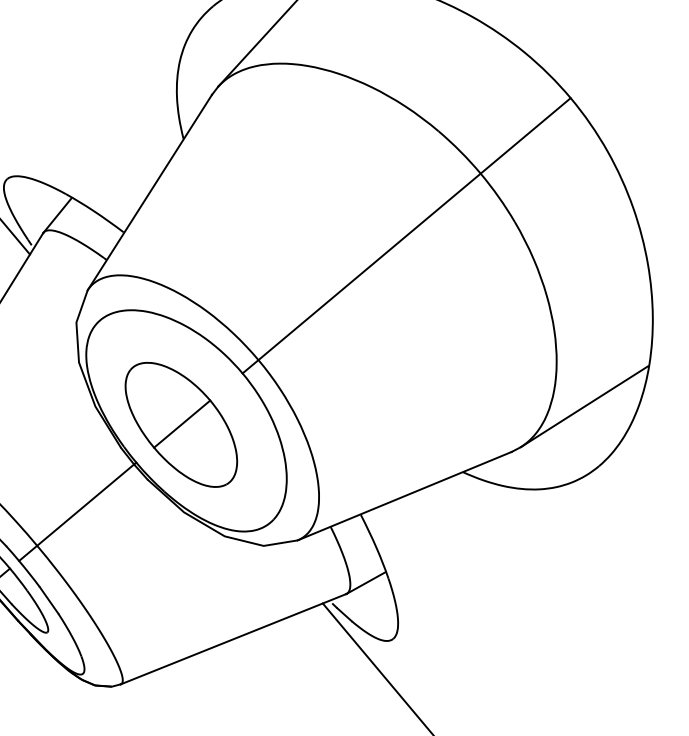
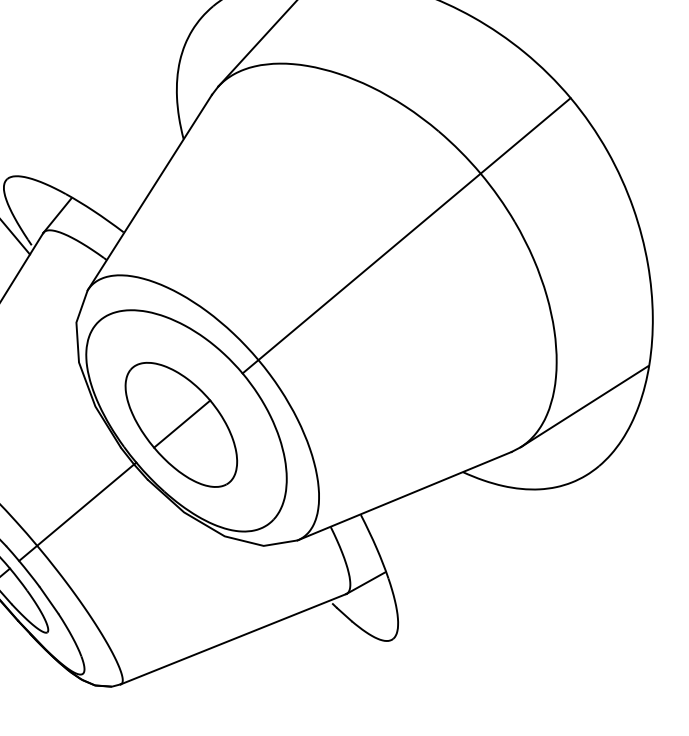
line: present -> none (376, 667)
